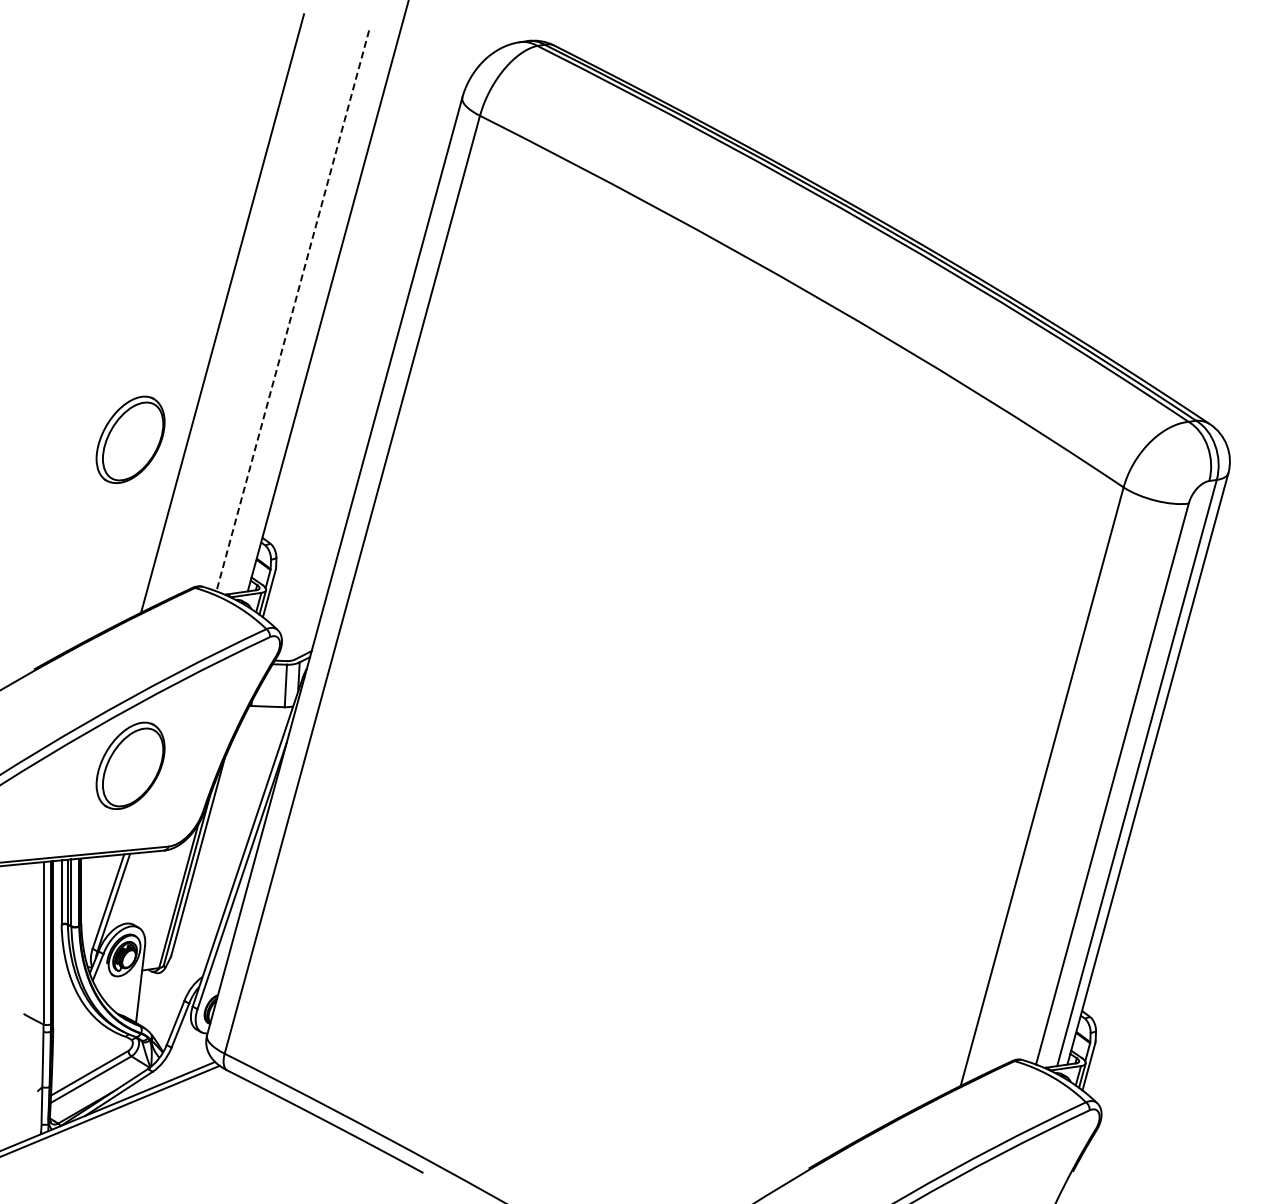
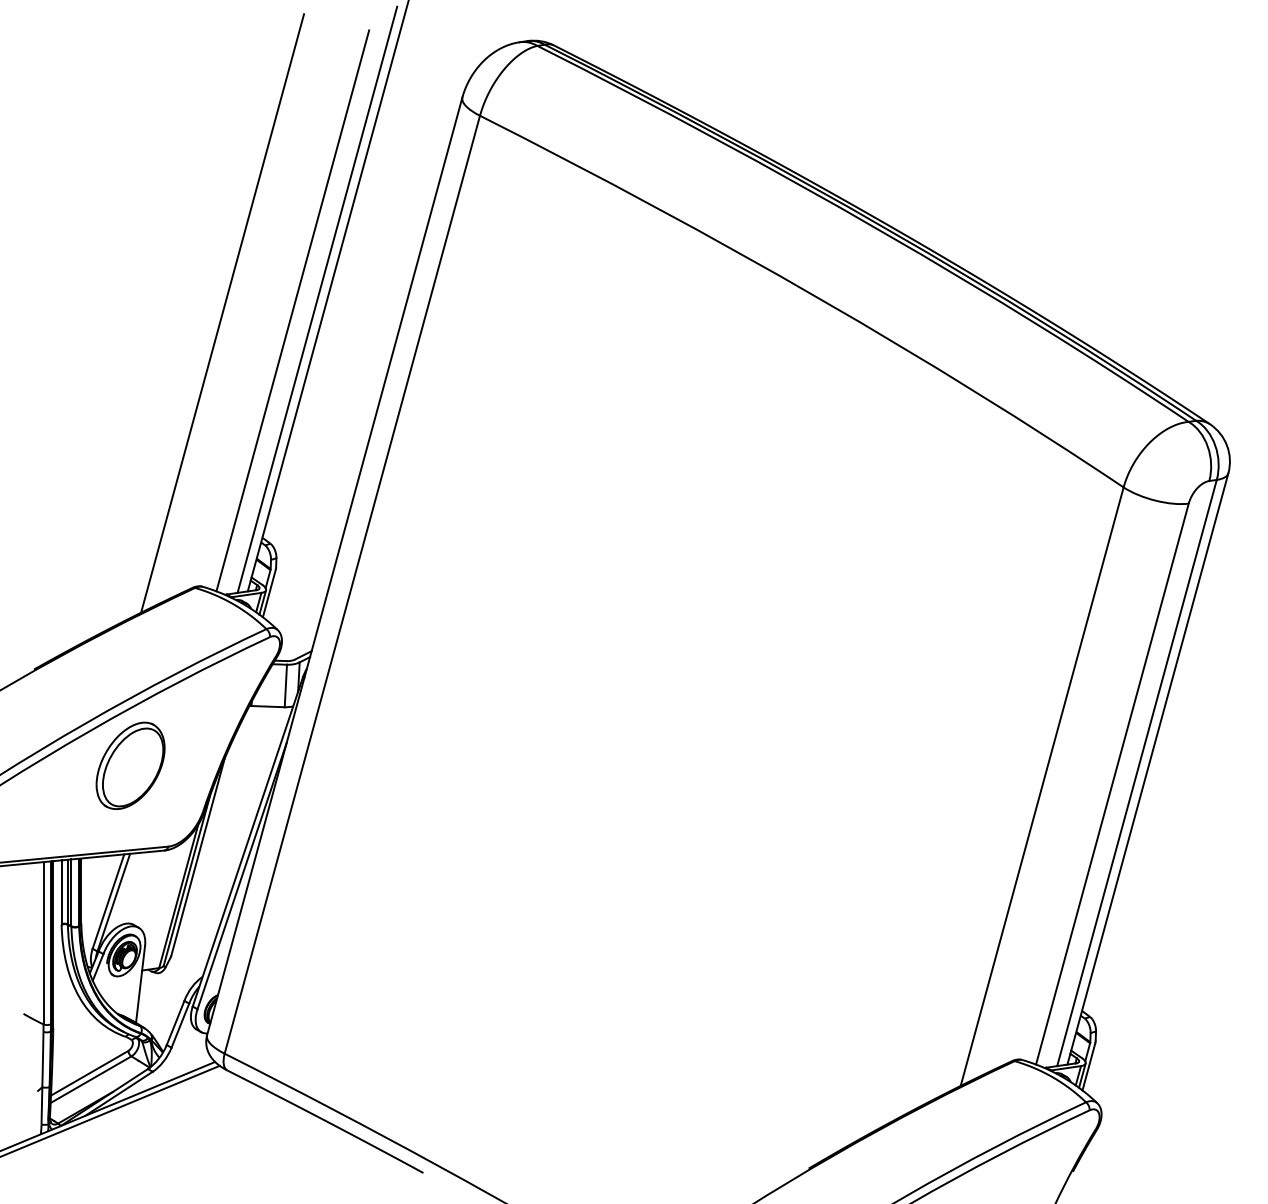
line: none -> present (317, 299)
line: dashed -> solid (292, 310)
part: present -> none (130, 439)
